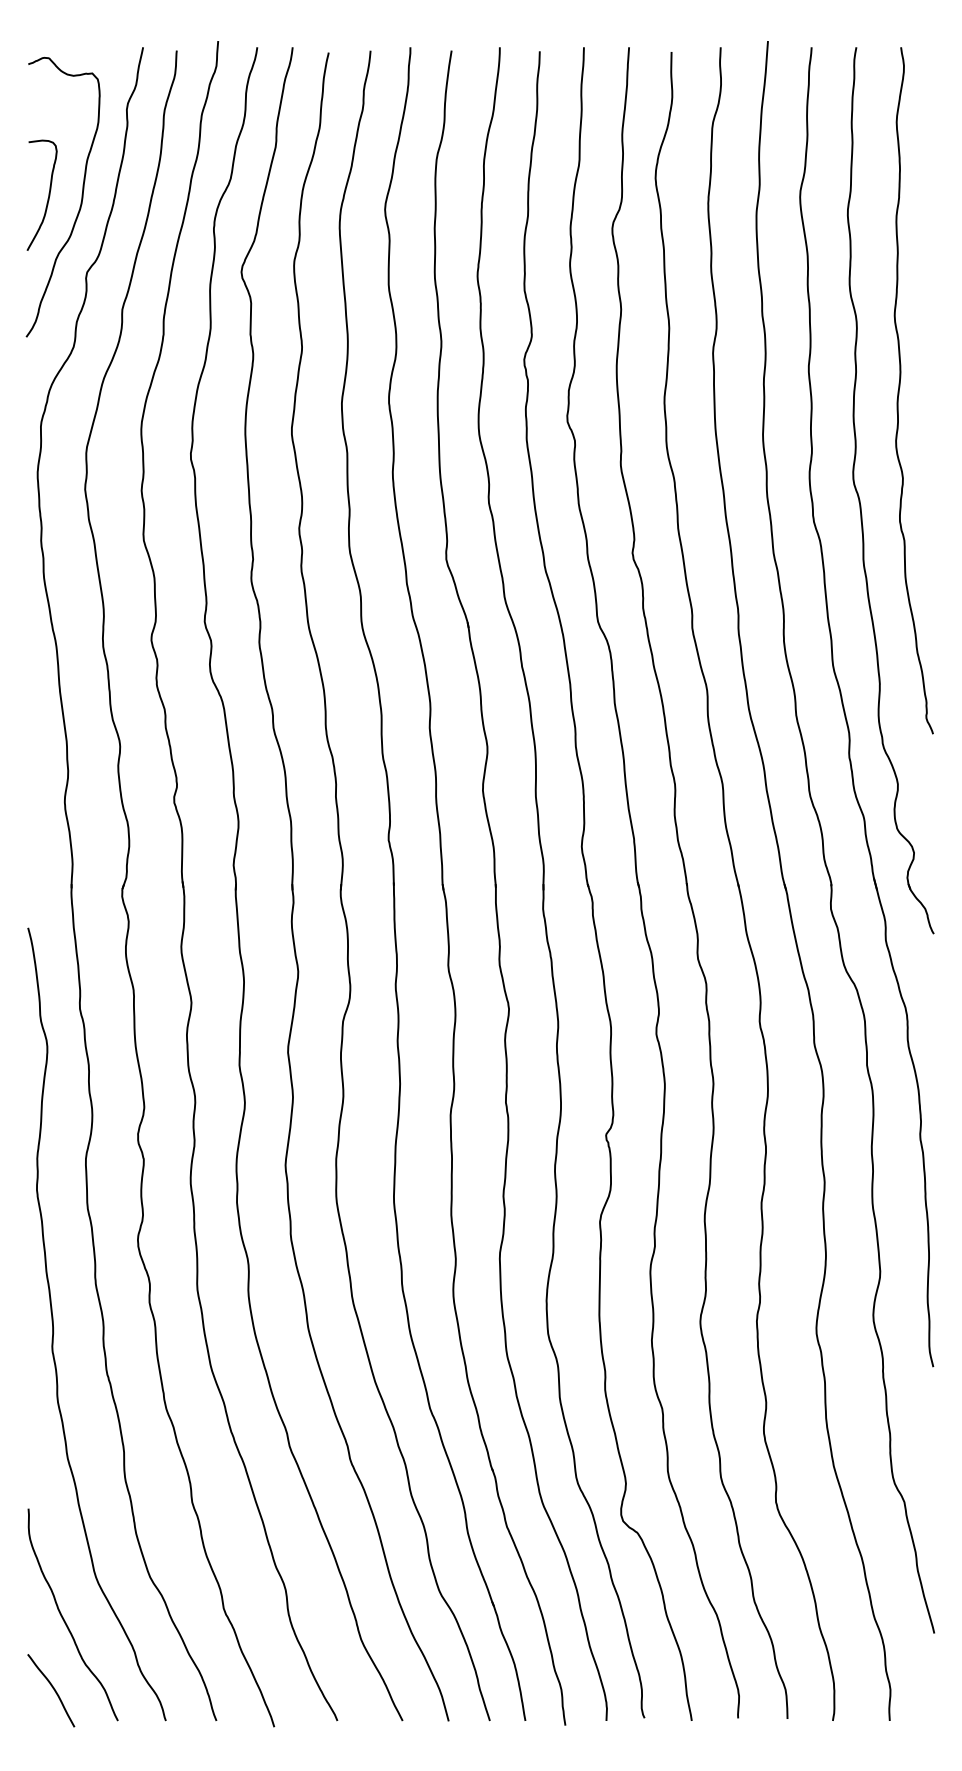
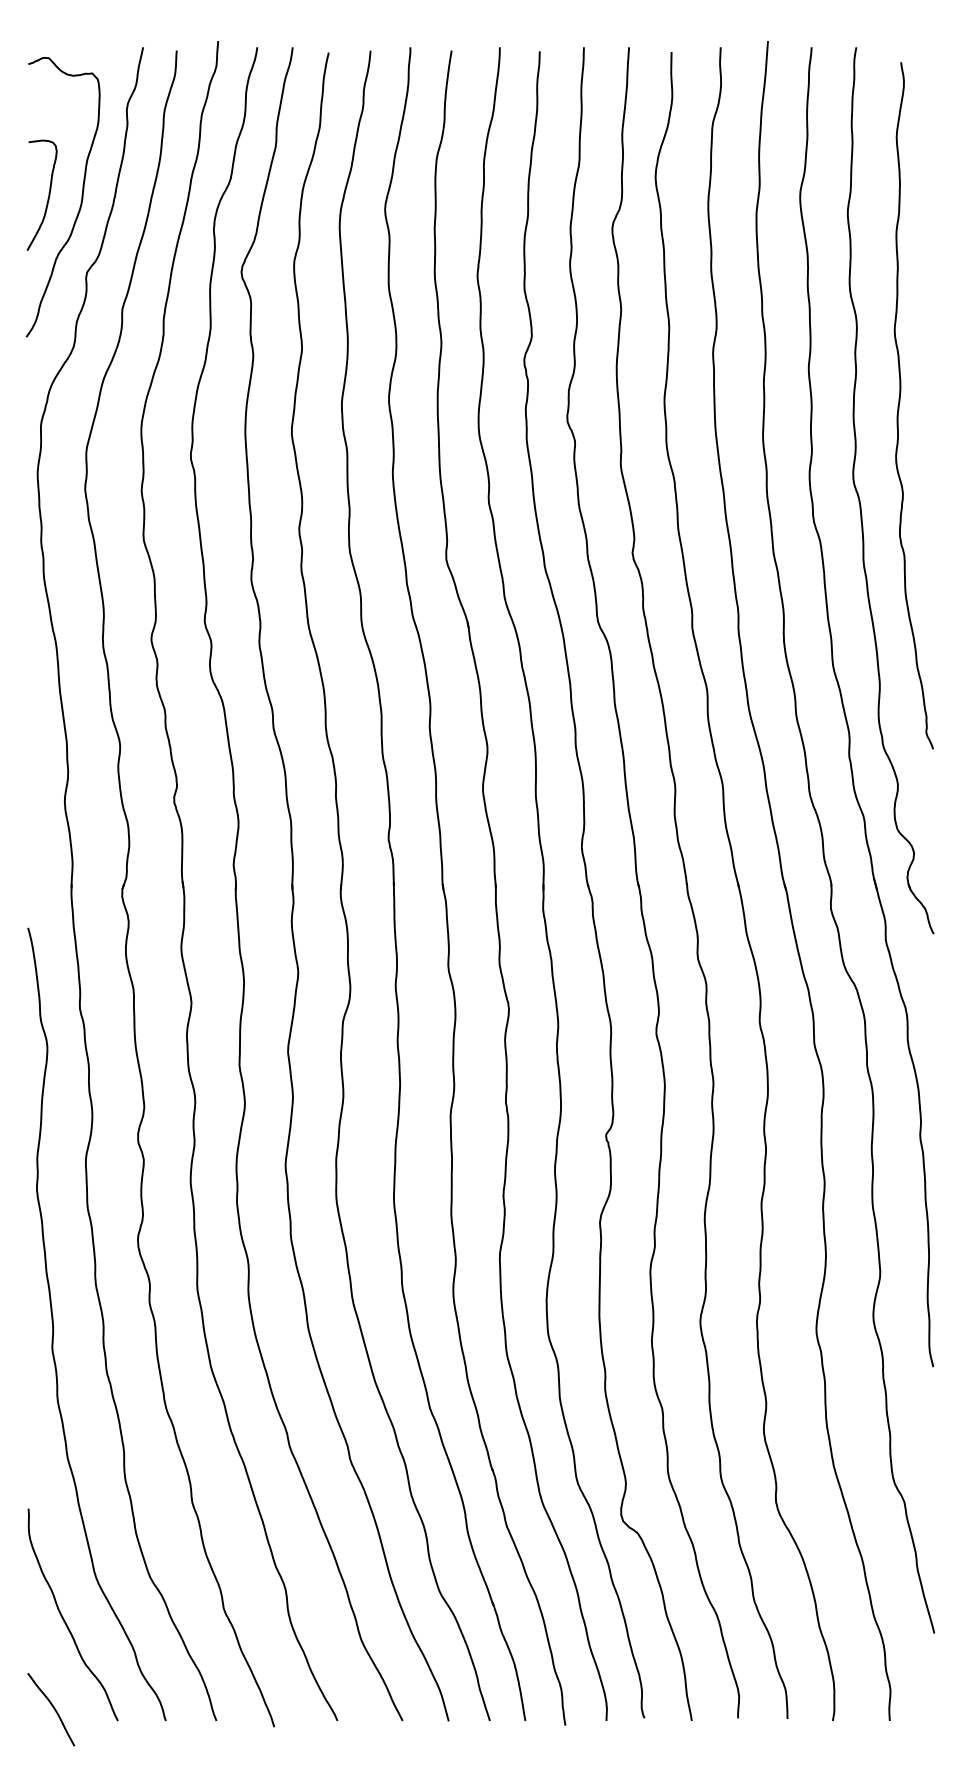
curve position: (900, 387) -> (900, 402) (900, 402)
curve position: (52, 1688) -> (52, 1707) (52, 1707)
